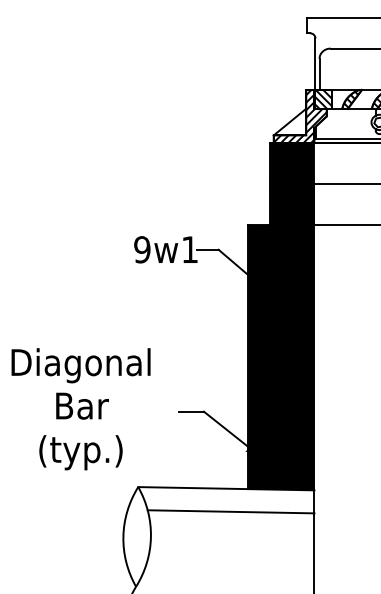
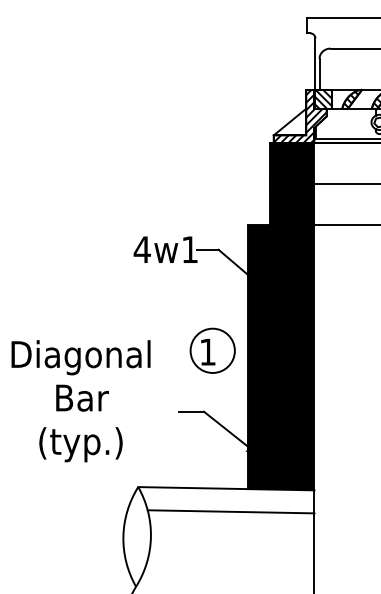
text: 9w1 -> 4w1 (141, 249)
part: none -> present (212, 350)
text position: (80, 409) -> (80, 401) (80, 401)
